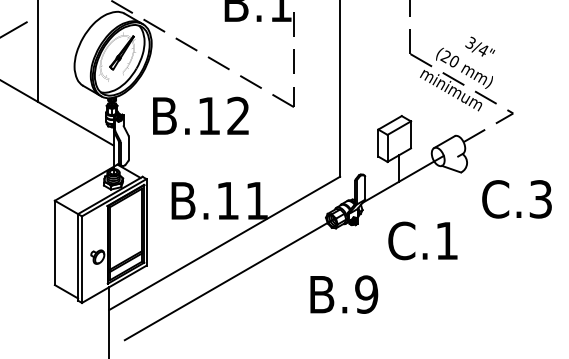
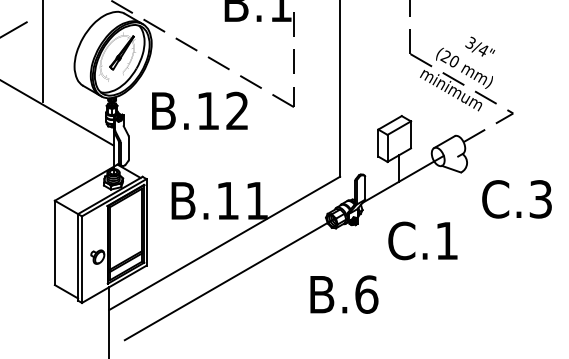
line position: (38, 52) -> (43, 52) (43, 52)
text position: (200, 115) -> (199, 110) (199, 110)
text: B.9 -> B.6 (366, 294)
